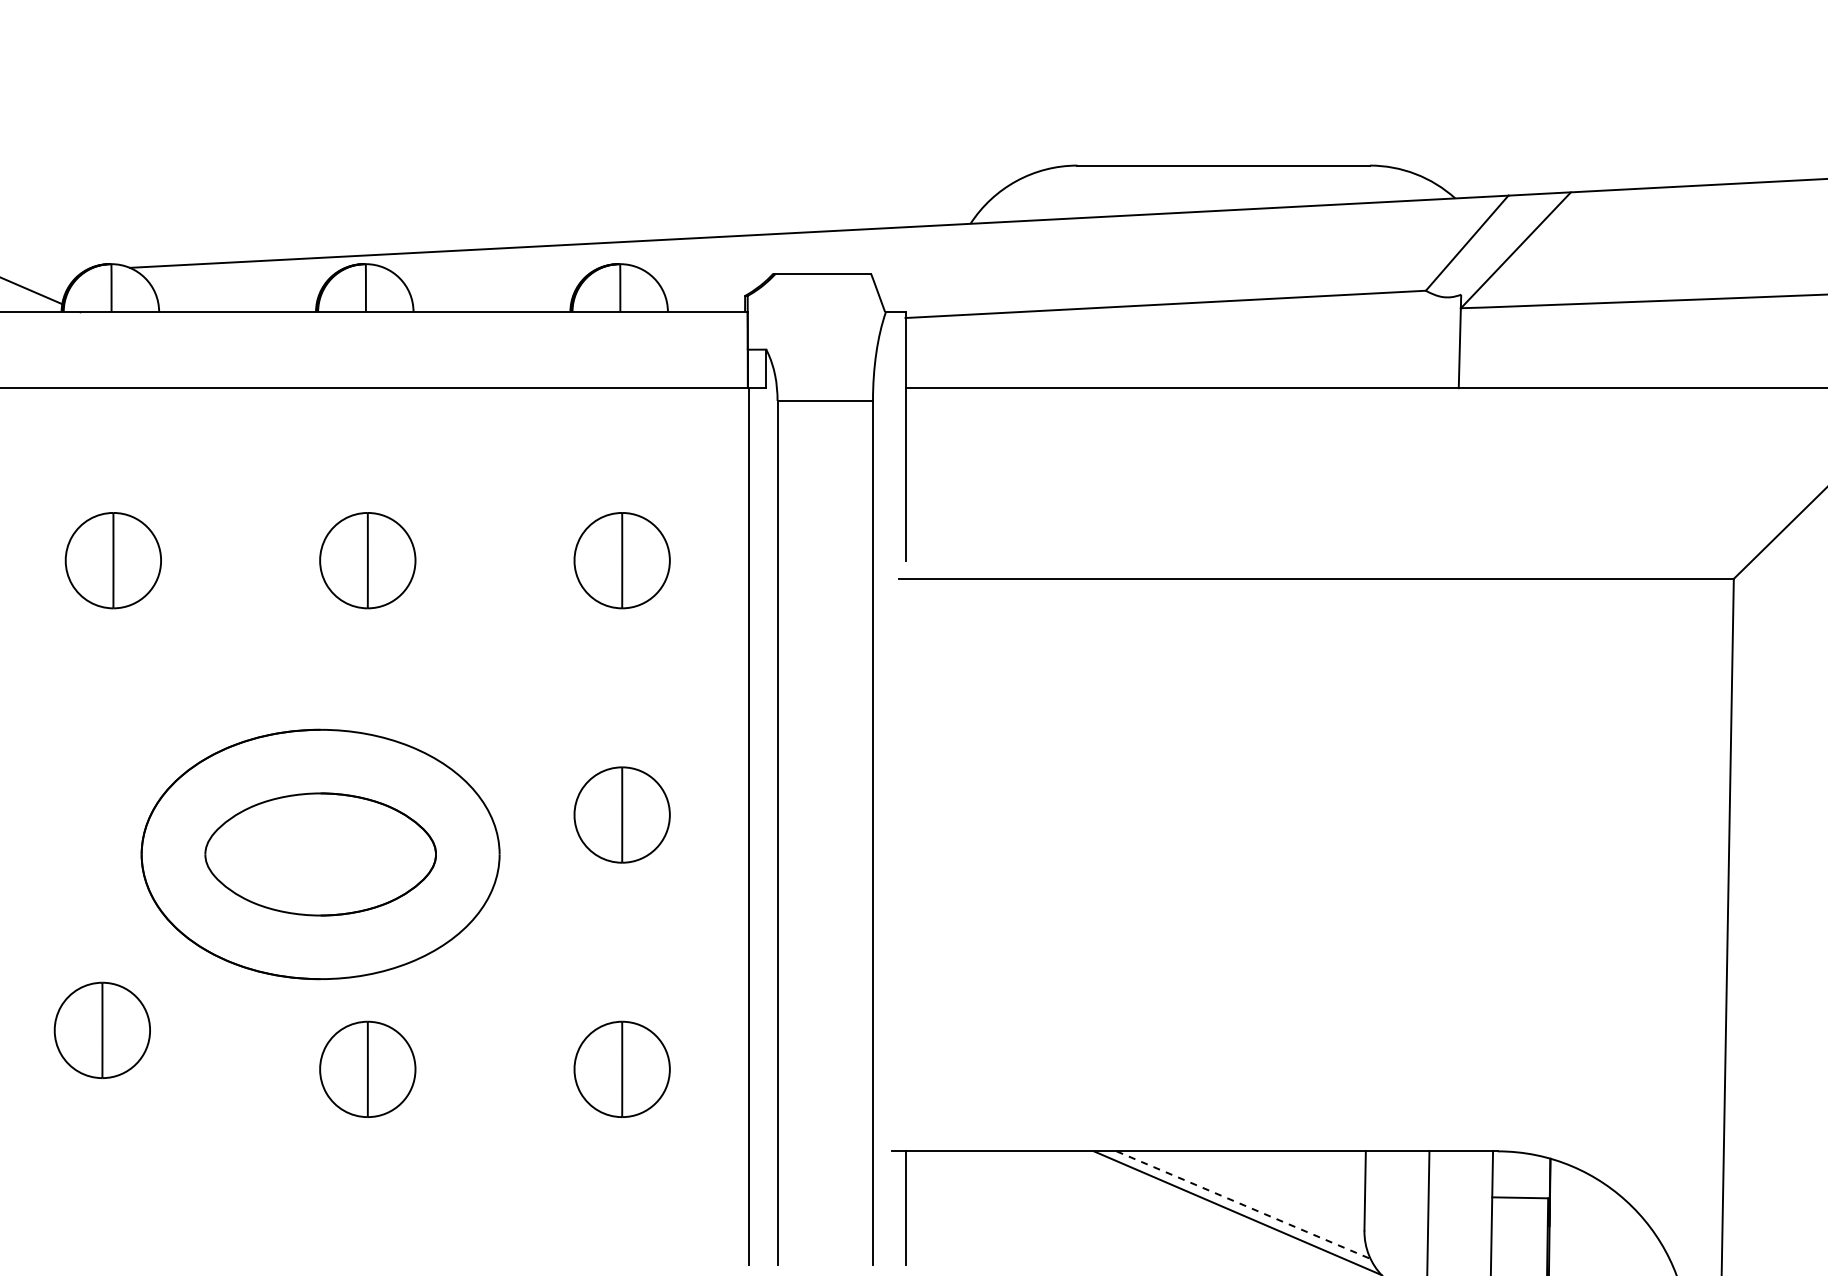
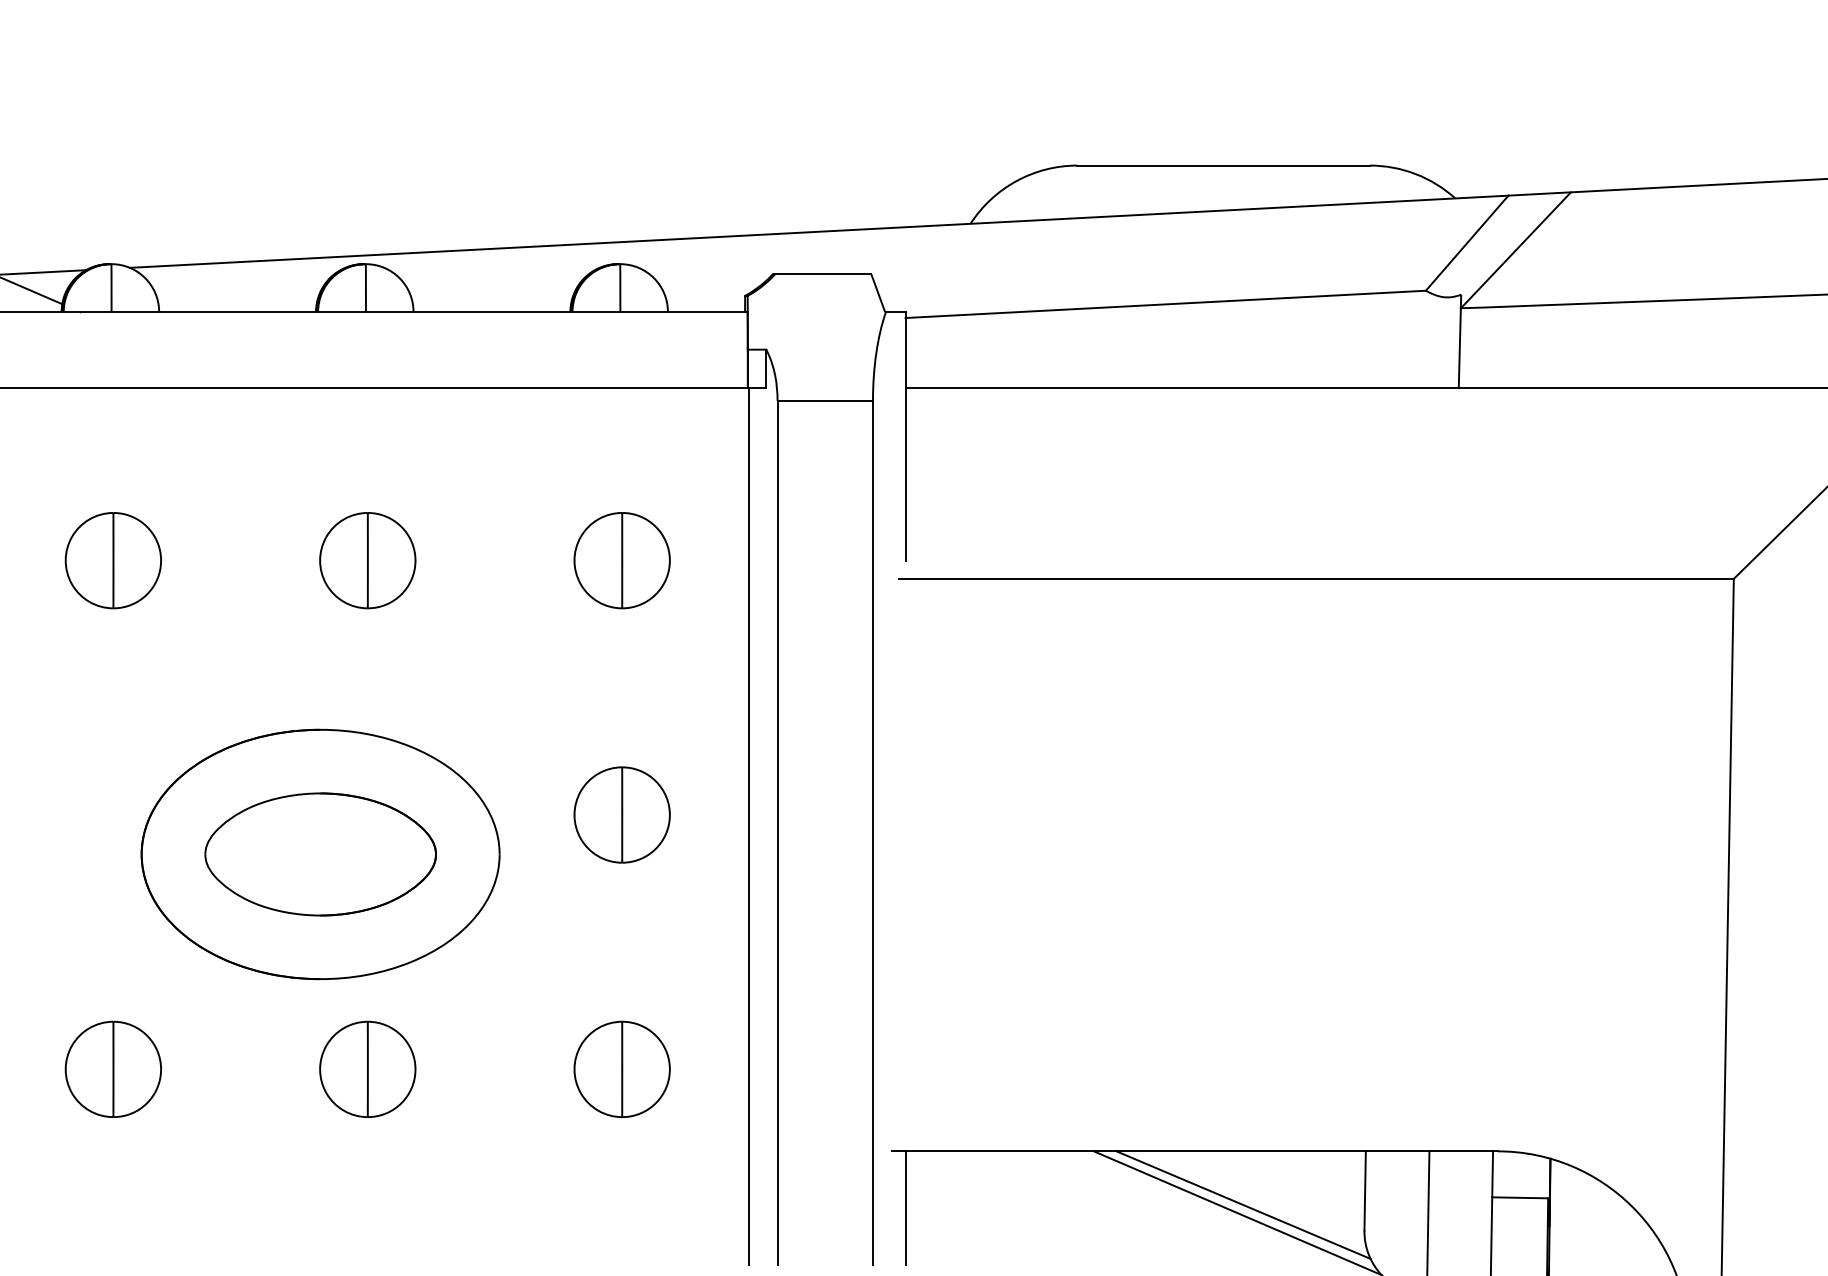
line: none -> present (44, 272)
part position: (101, 1029) -> (112, 1068) (112, 1068)
line: dashed -> solid (1243, 1205)
